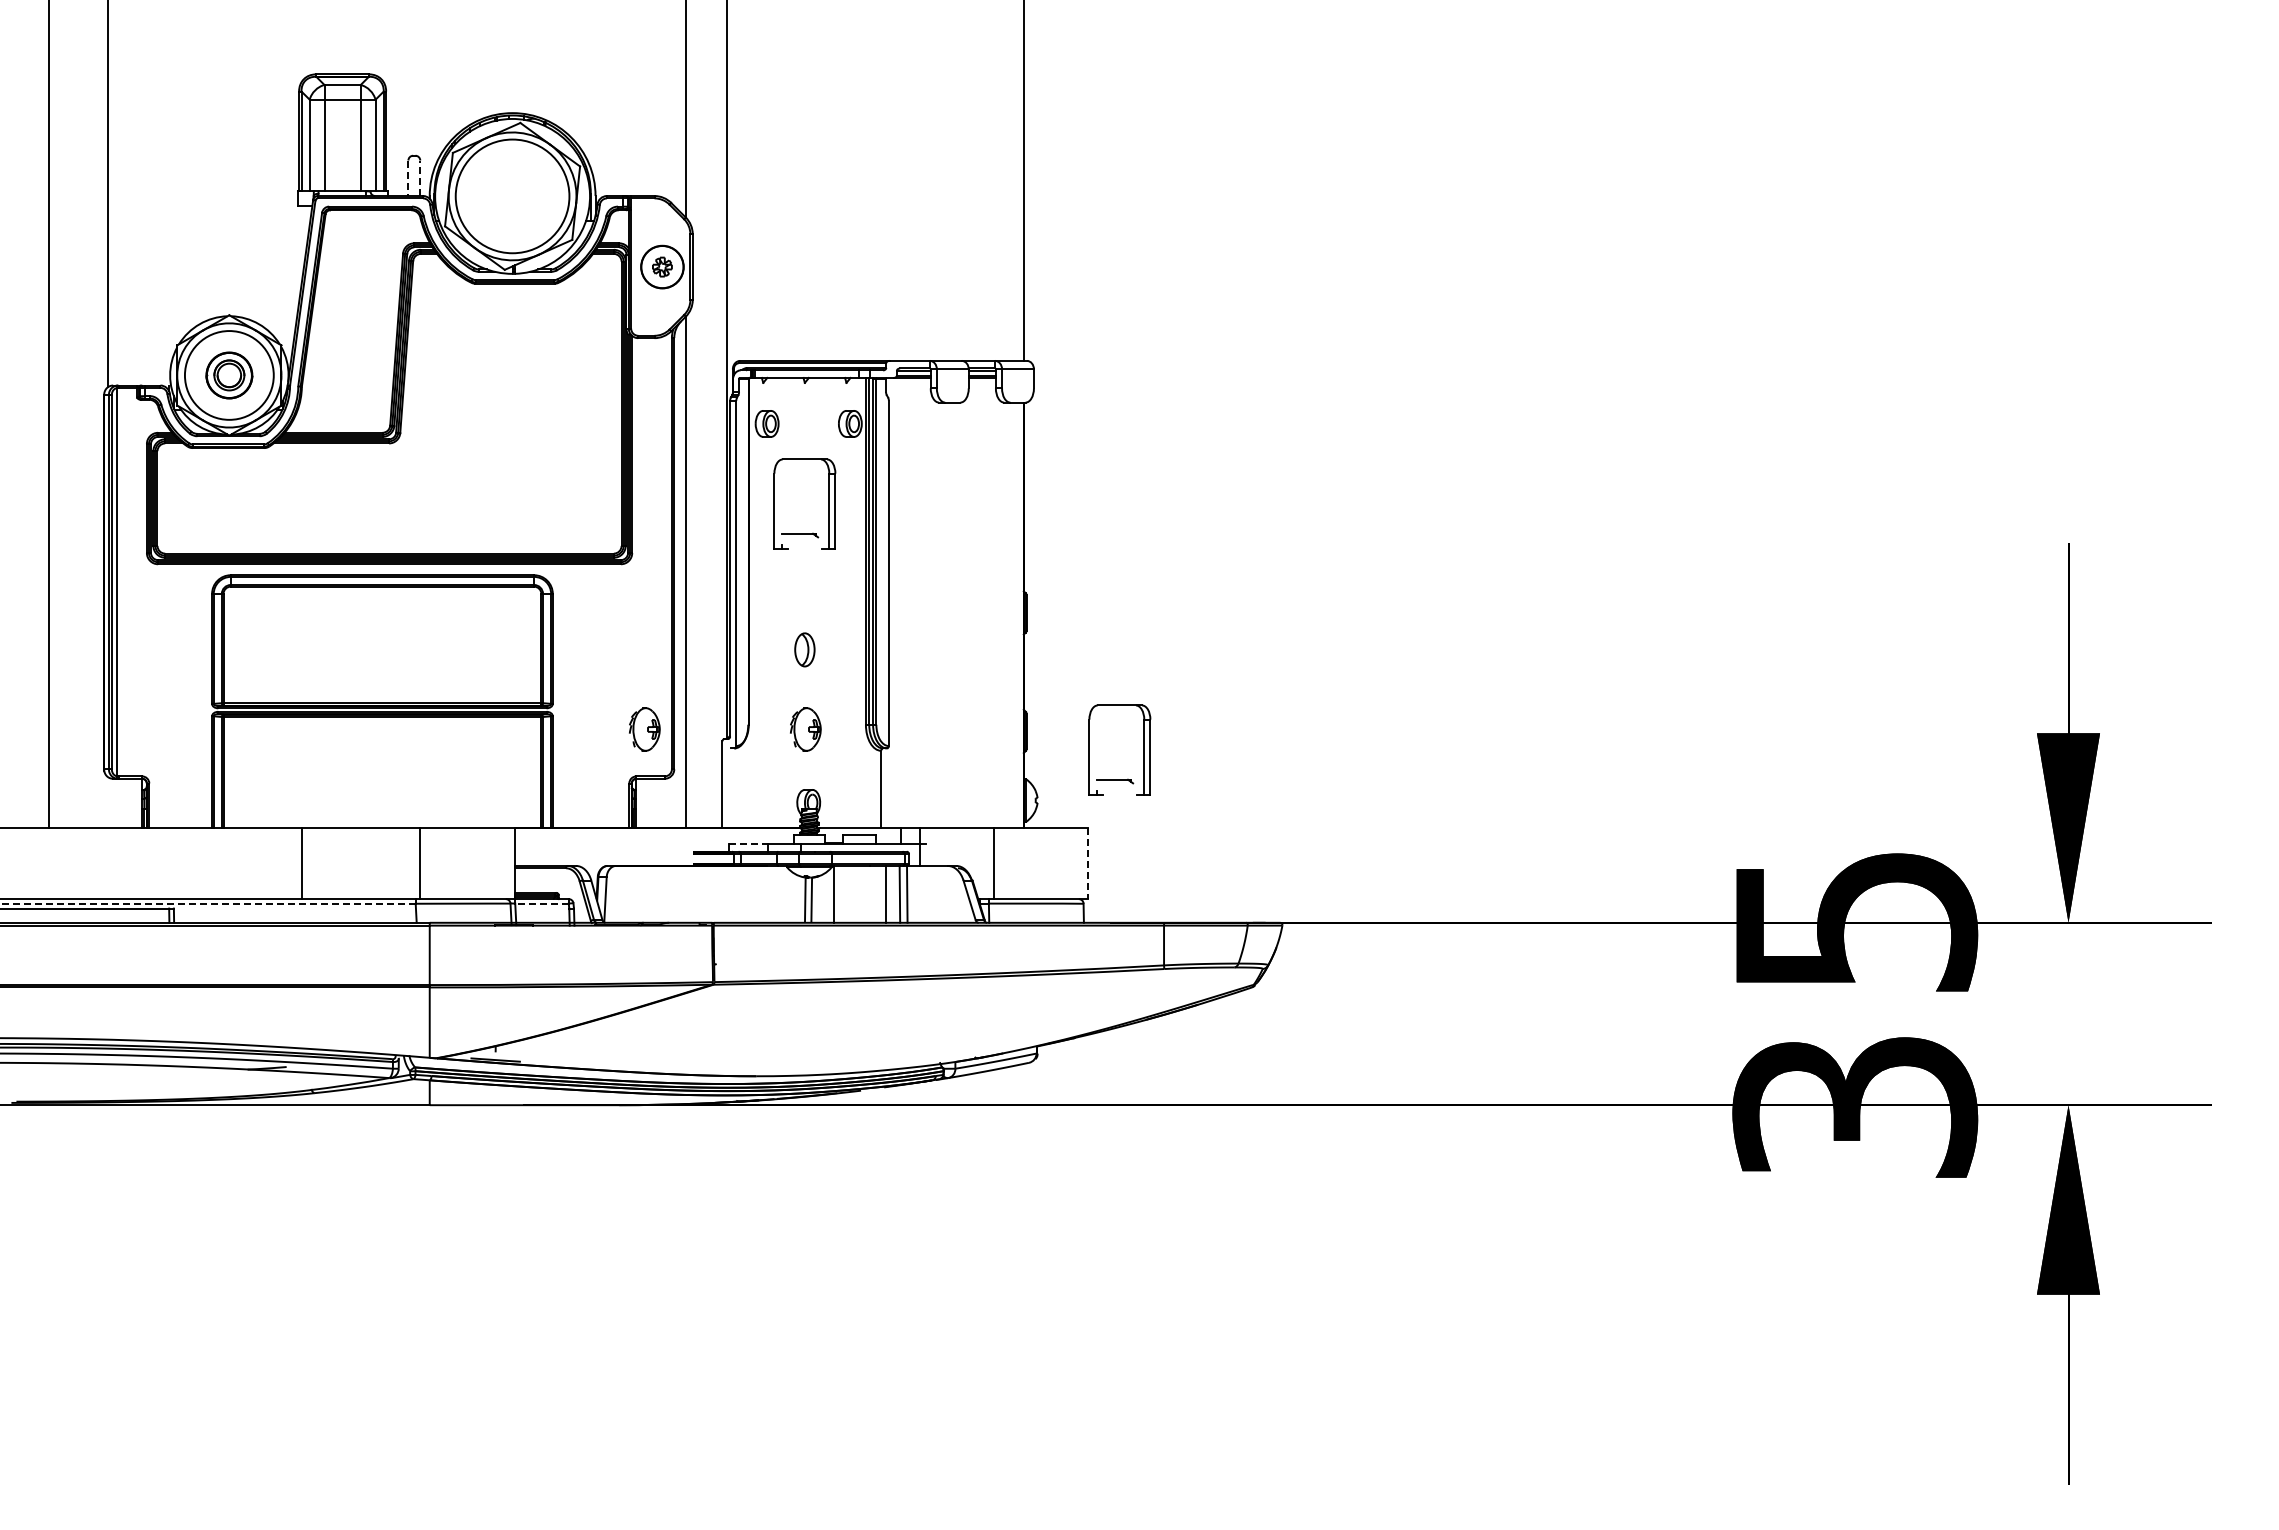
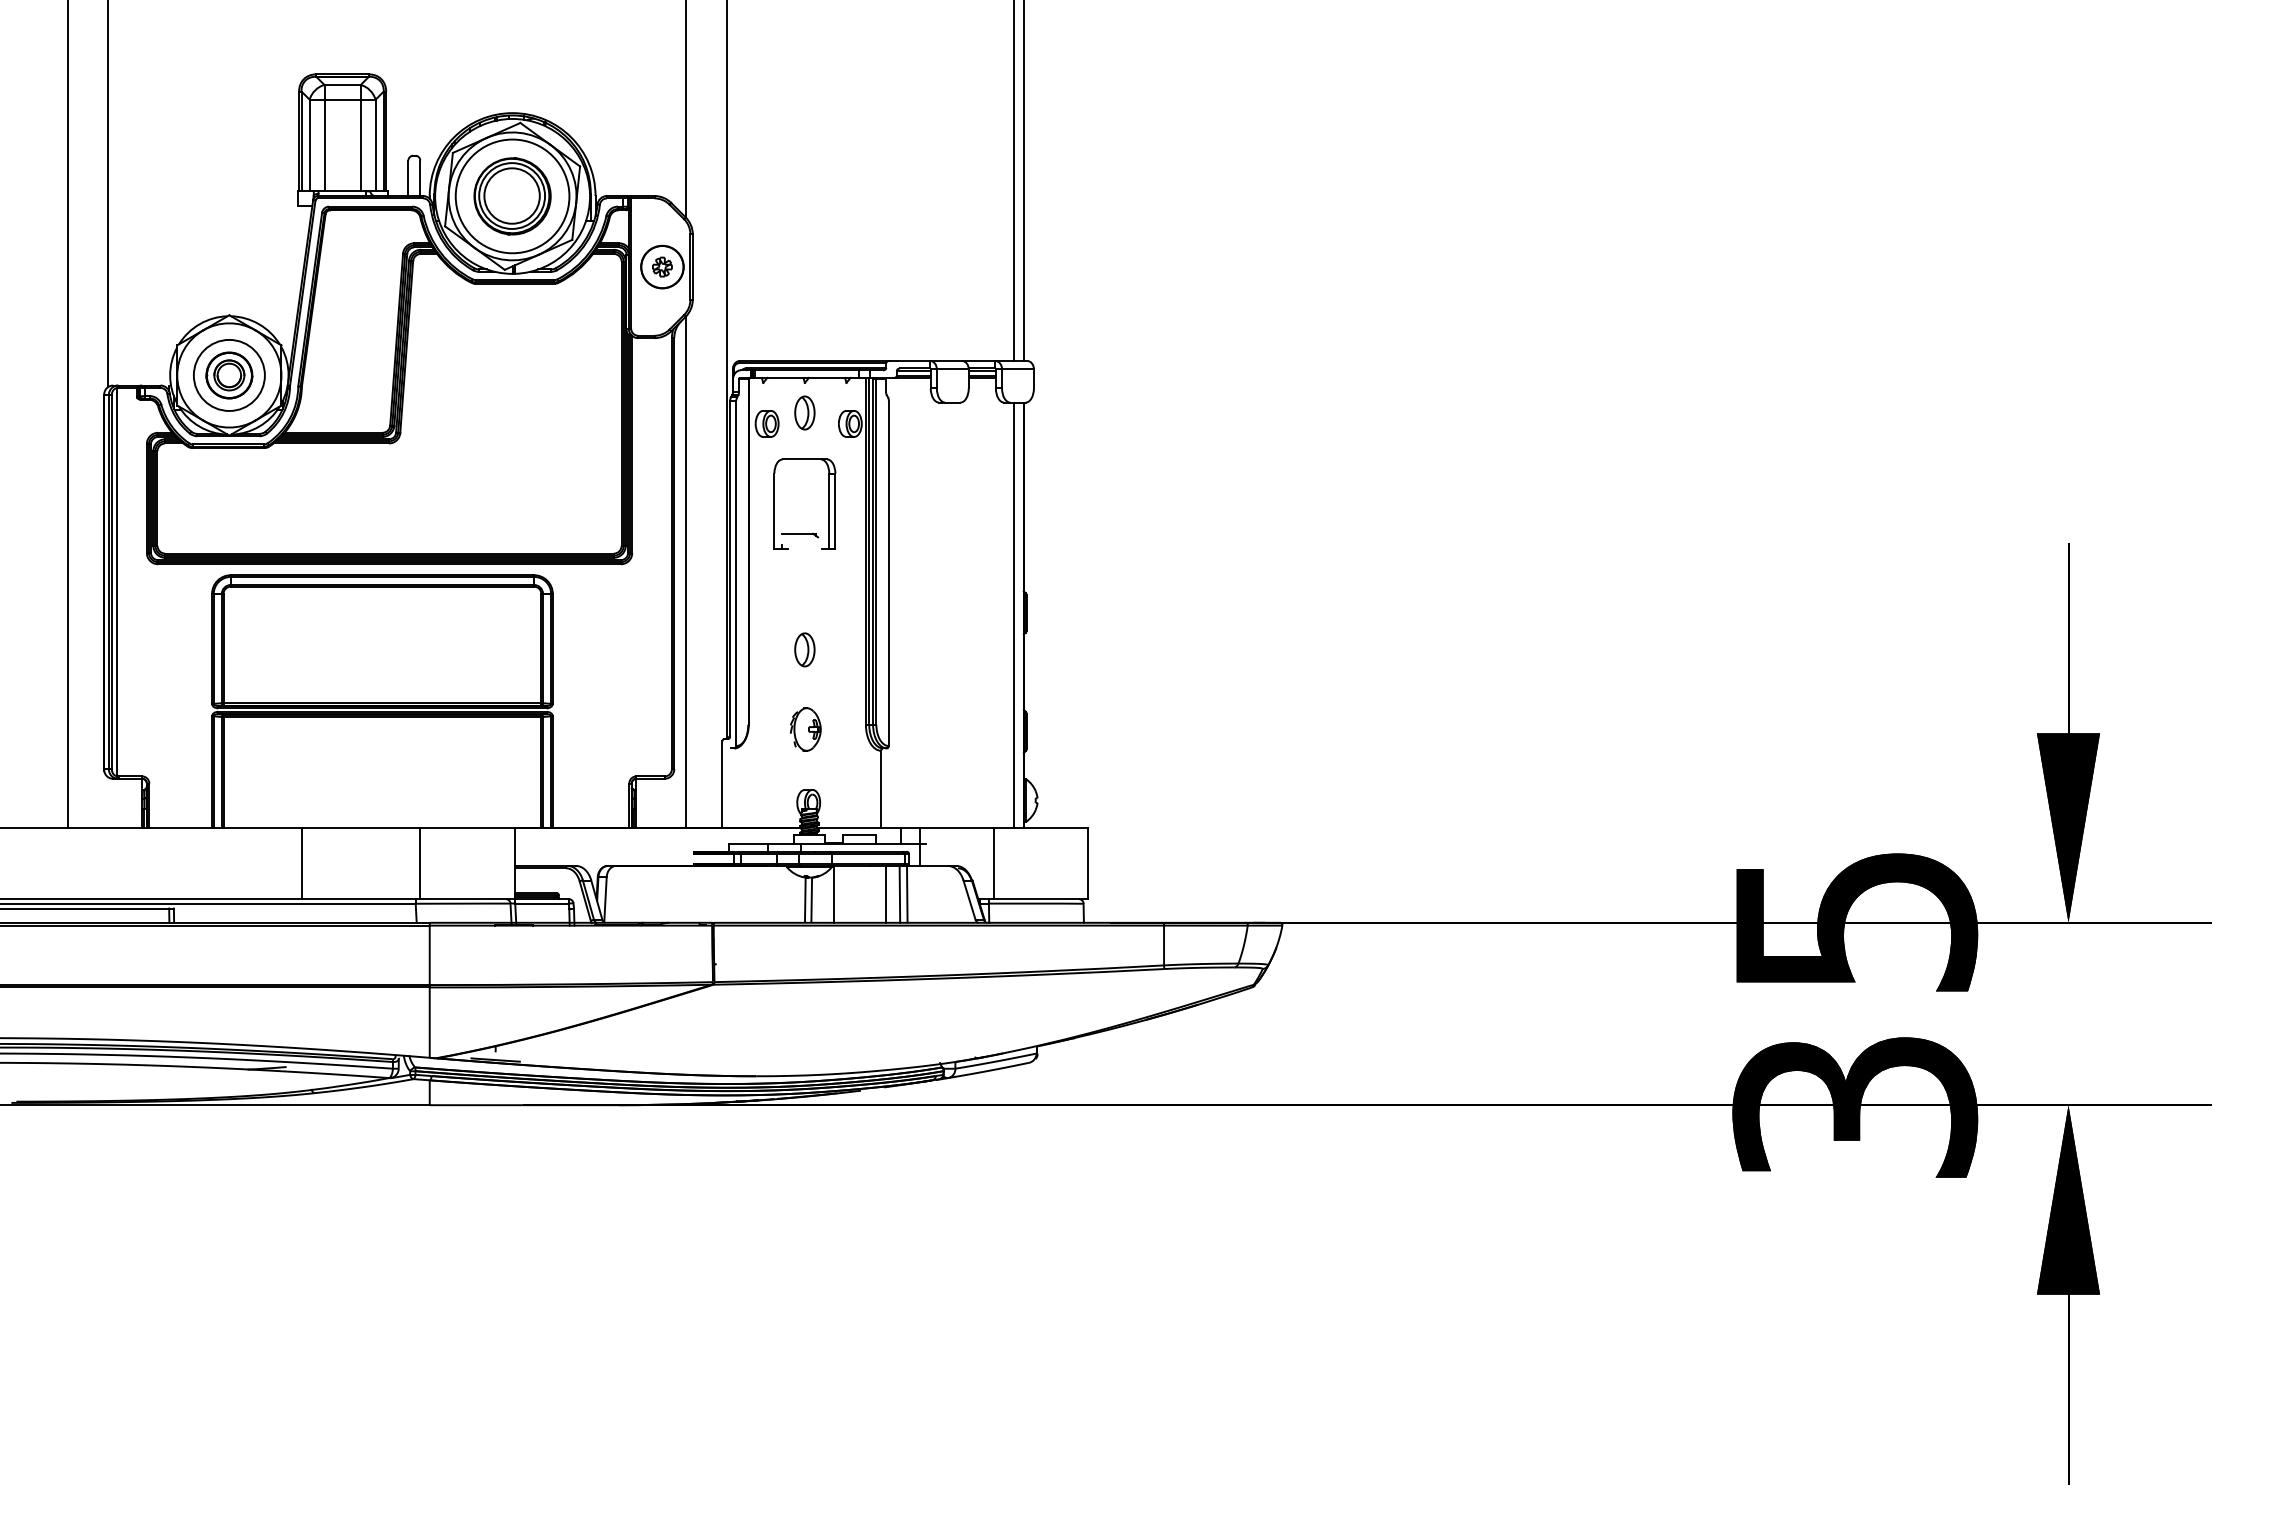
line: dashed -> solid (408, 178)
line: dashed -> solid (420, 178)
line: none -> present (1014, 181)
part: none -> present (512, 196)
circle diameter: 89 px -> 71 px (228, 374)
part: none -> present (804, 412)
line position: (49, 415) -> (68, 415) (68, 415)
line: none -> present (1014, 615)
part: present -> none (644, 729)
part: present -> none (1143, 749)
line: dashed -> solid (749, 844)
line: dashed -> solid (1088, 863)
line: dashed -> solid (207, 903)
line: dashed -> solid (542, 903)
